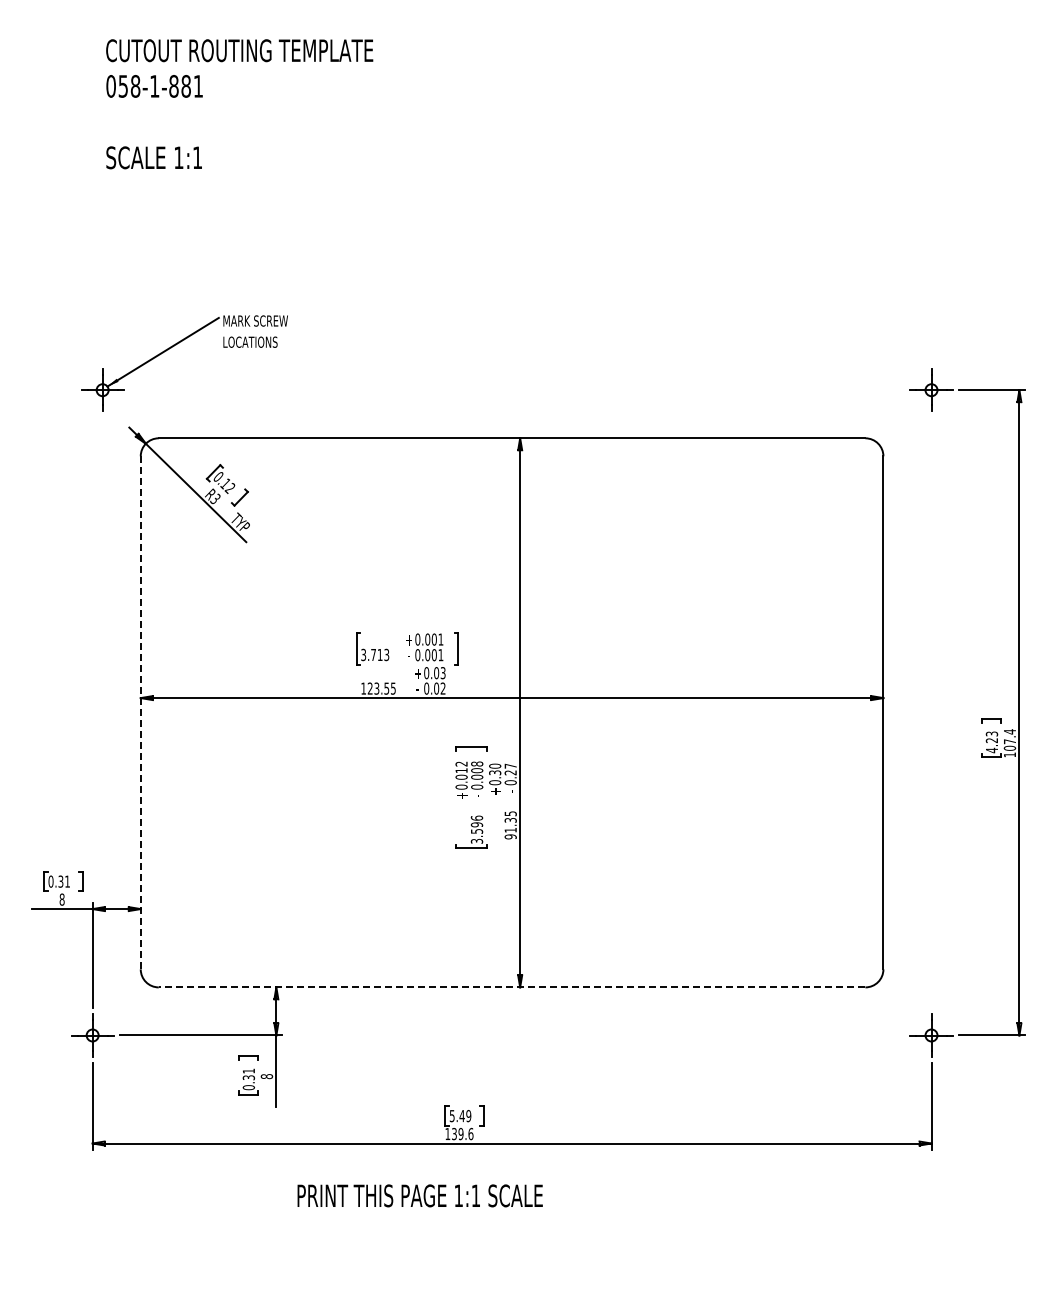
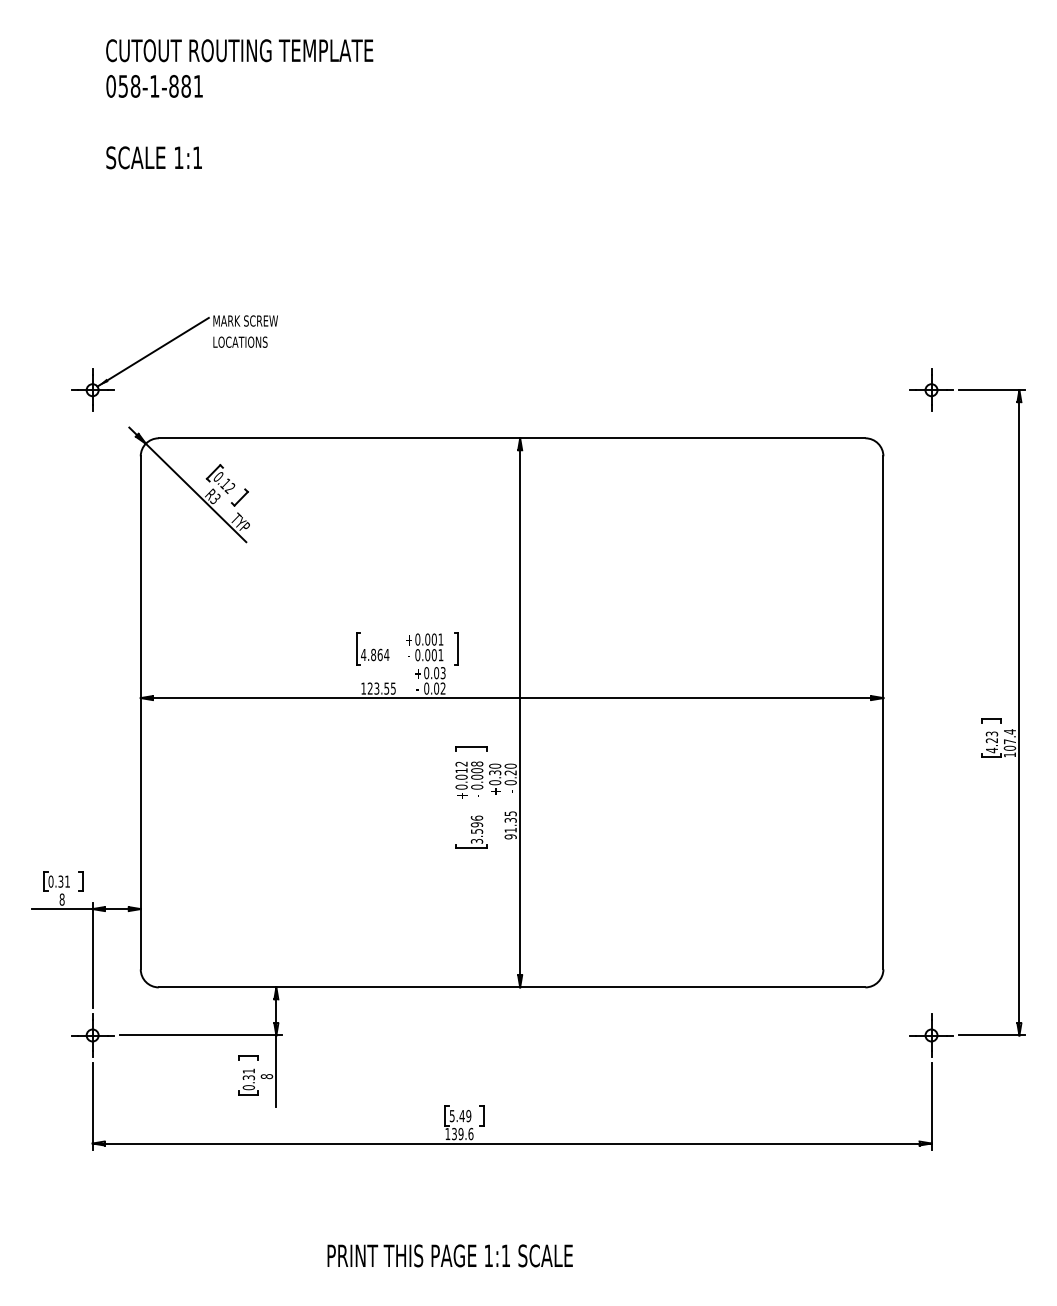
part position: (176, 345) -> (166, 345) (166, 345)
text: 3.713 -> 4.864 (375, 654)
line: dashed -> solid (140, 712)
text: 0.27 -> 0.20 (510, 765)
line: dashed -> solid (511, 987)
text position: (419, 1195) -> (449, 1255) (449, 1255)
